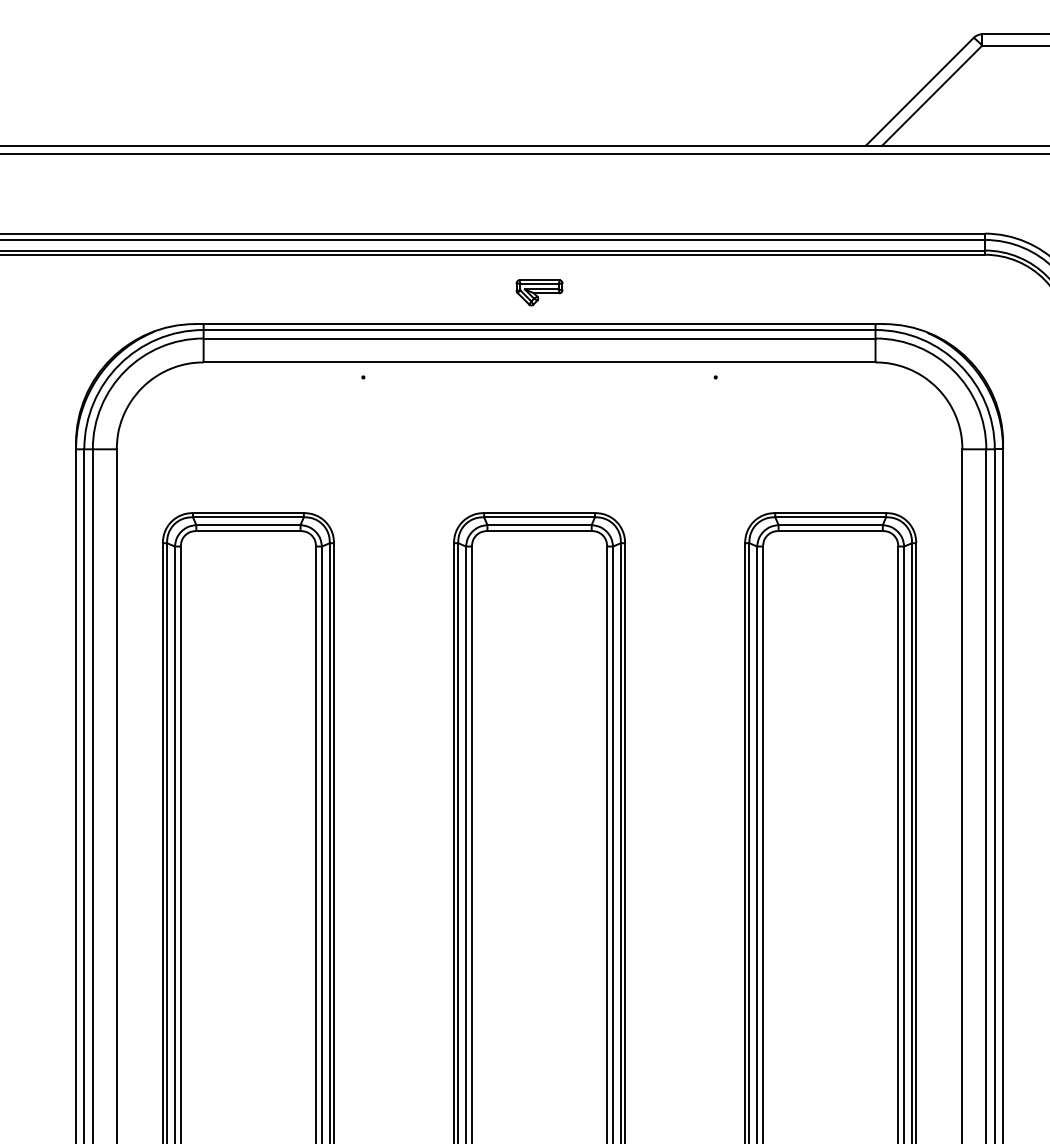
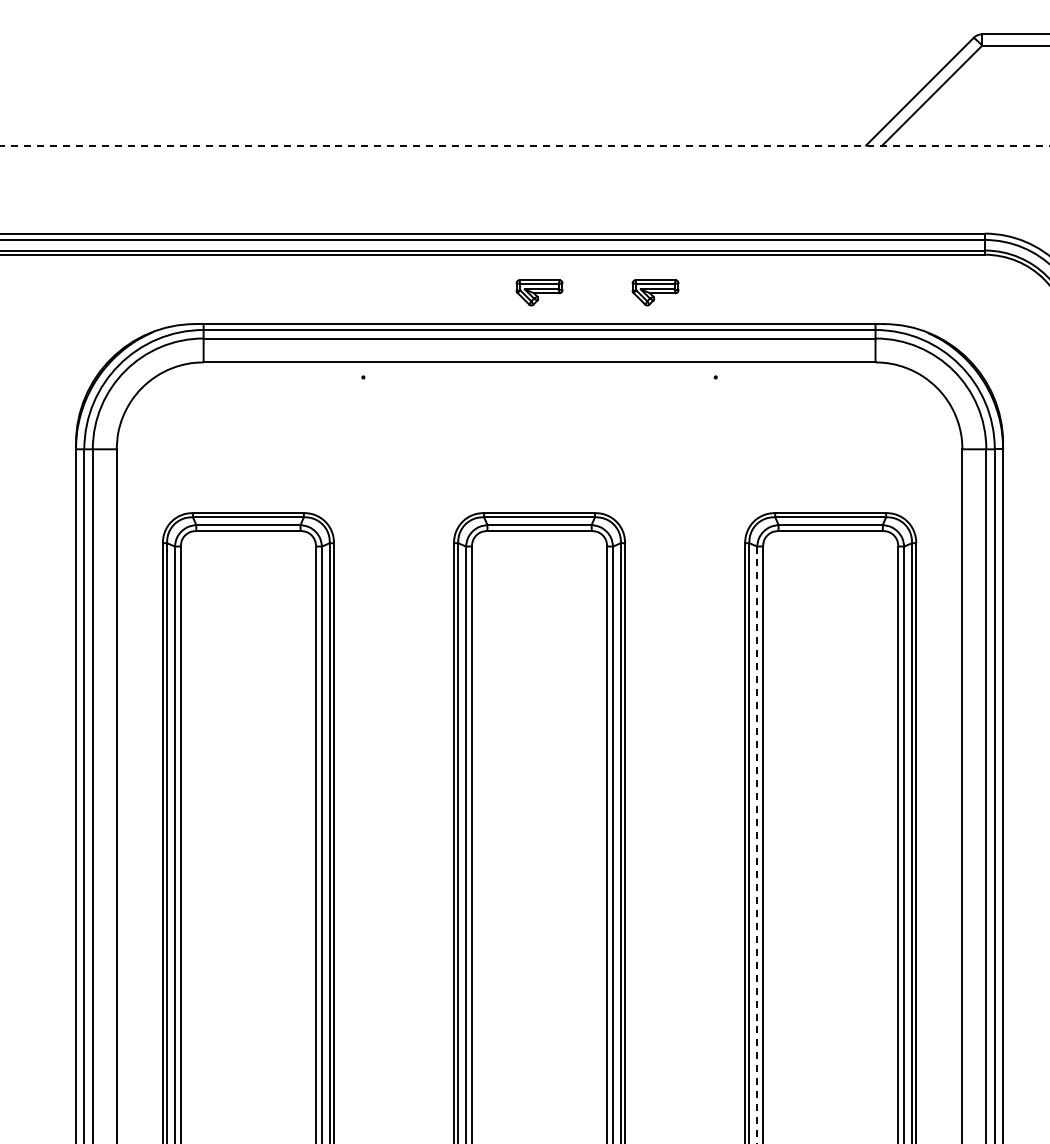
line: solid -> dashed (524, 145)
line: present -> none (524, 154)
part: none -> present (655, 292)
line: solid -> dashed (757, 845)
